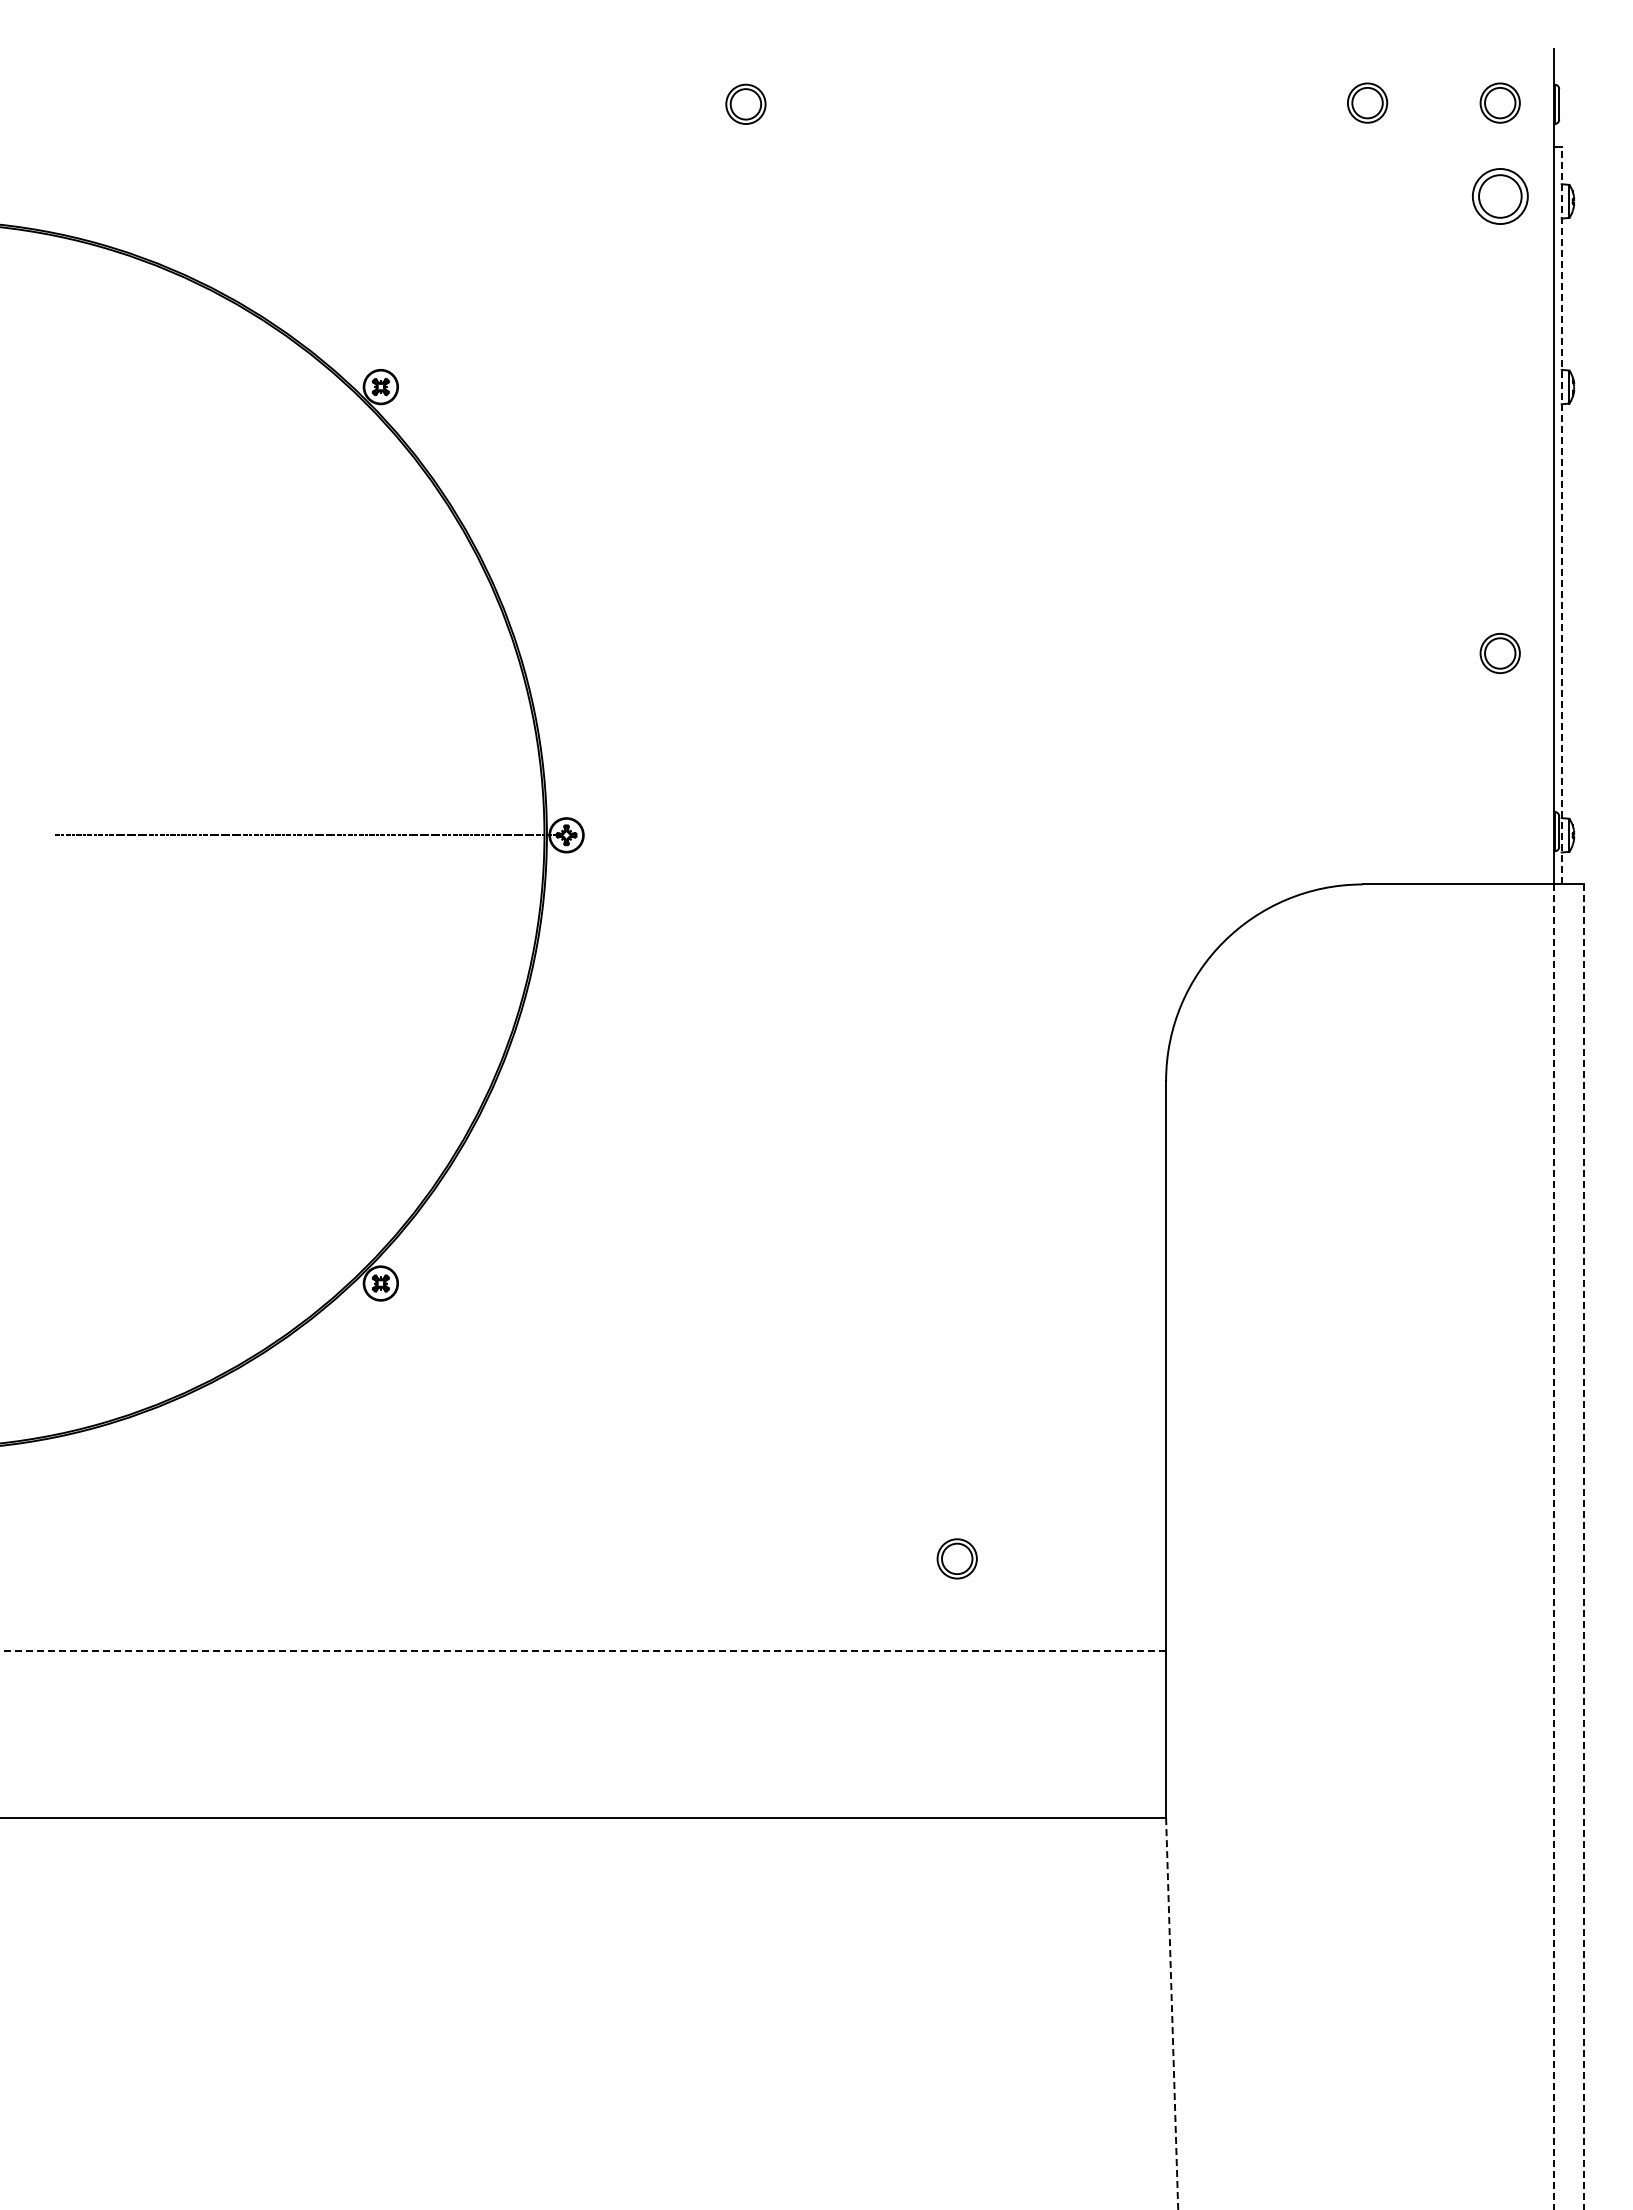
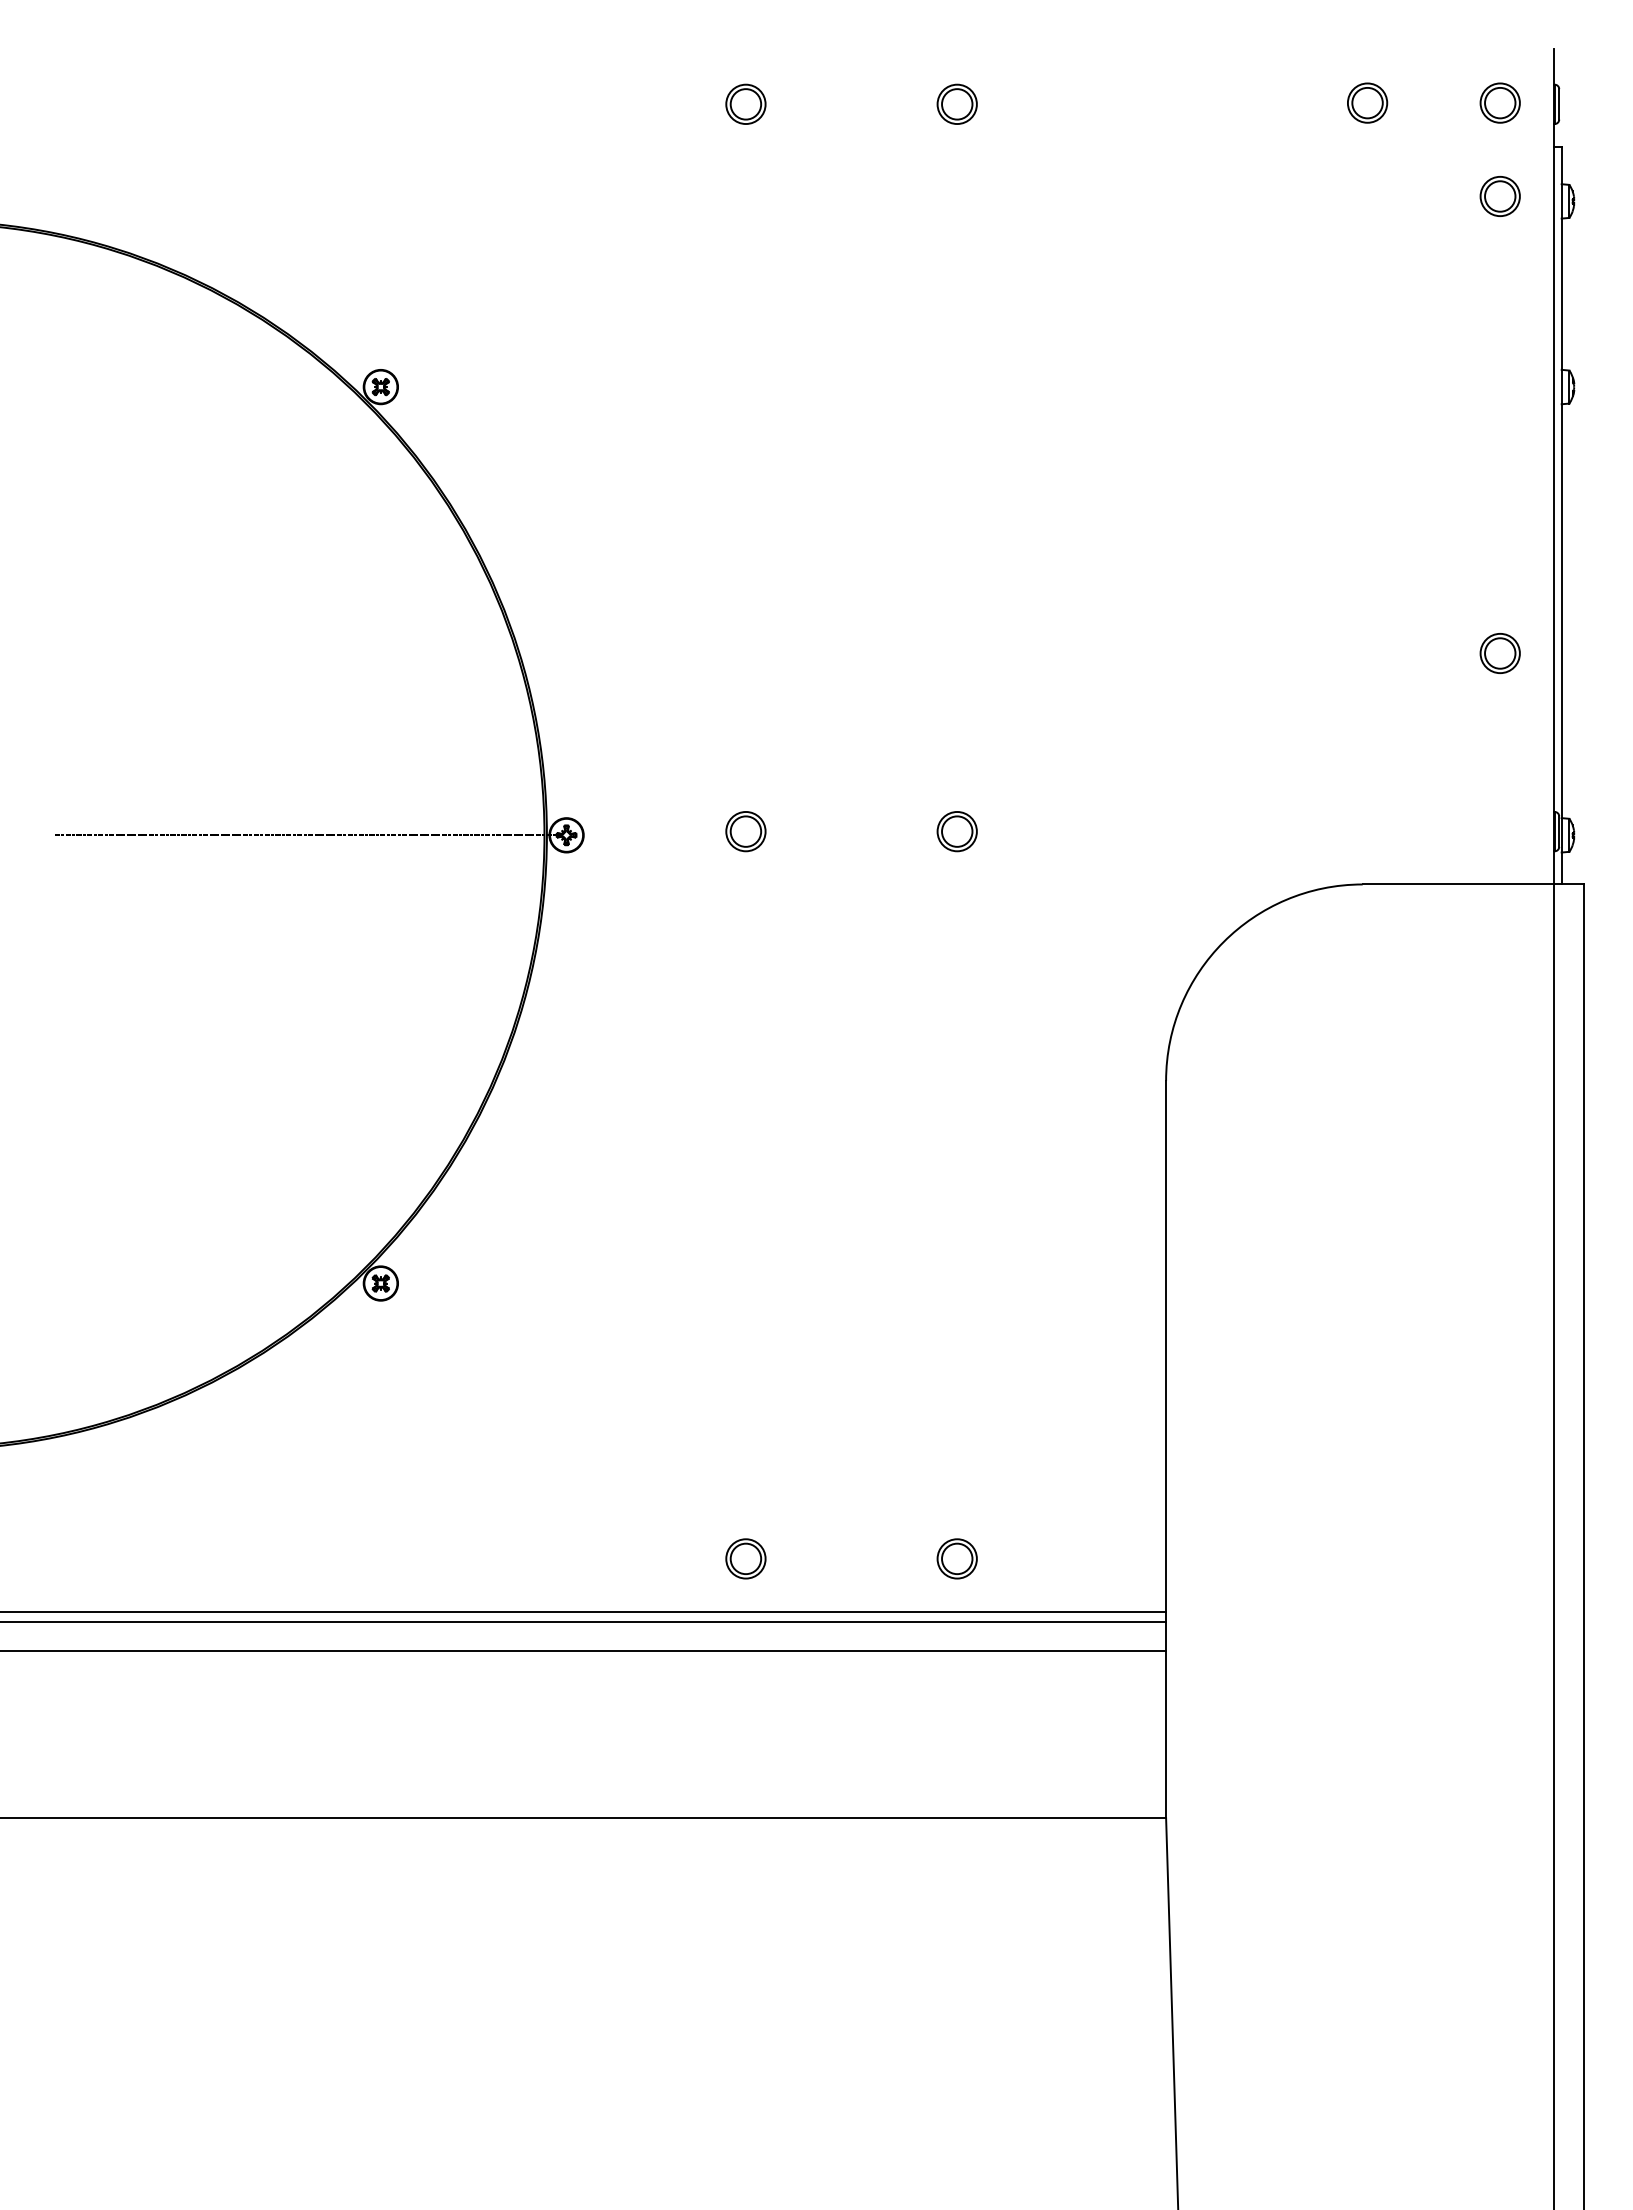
part: none -> present (956, 103)
part size: 57x57 px -> 42x41 px (1499, 196)
line: dashed -> solid (1561, 515)
part: none -> present (745, 831)
part: none -> present (956, 831)
line: dashed -> solid (1554, 1547)
line: dashed -> solid (1583, 1547)
part: none -> present (745, 1558)
line: none -> present (584, 1611)
line: none -> present (584, 1621)
line: dashed -> solid (583, 1651)
line: dashed -> solid (1172, 2014)
